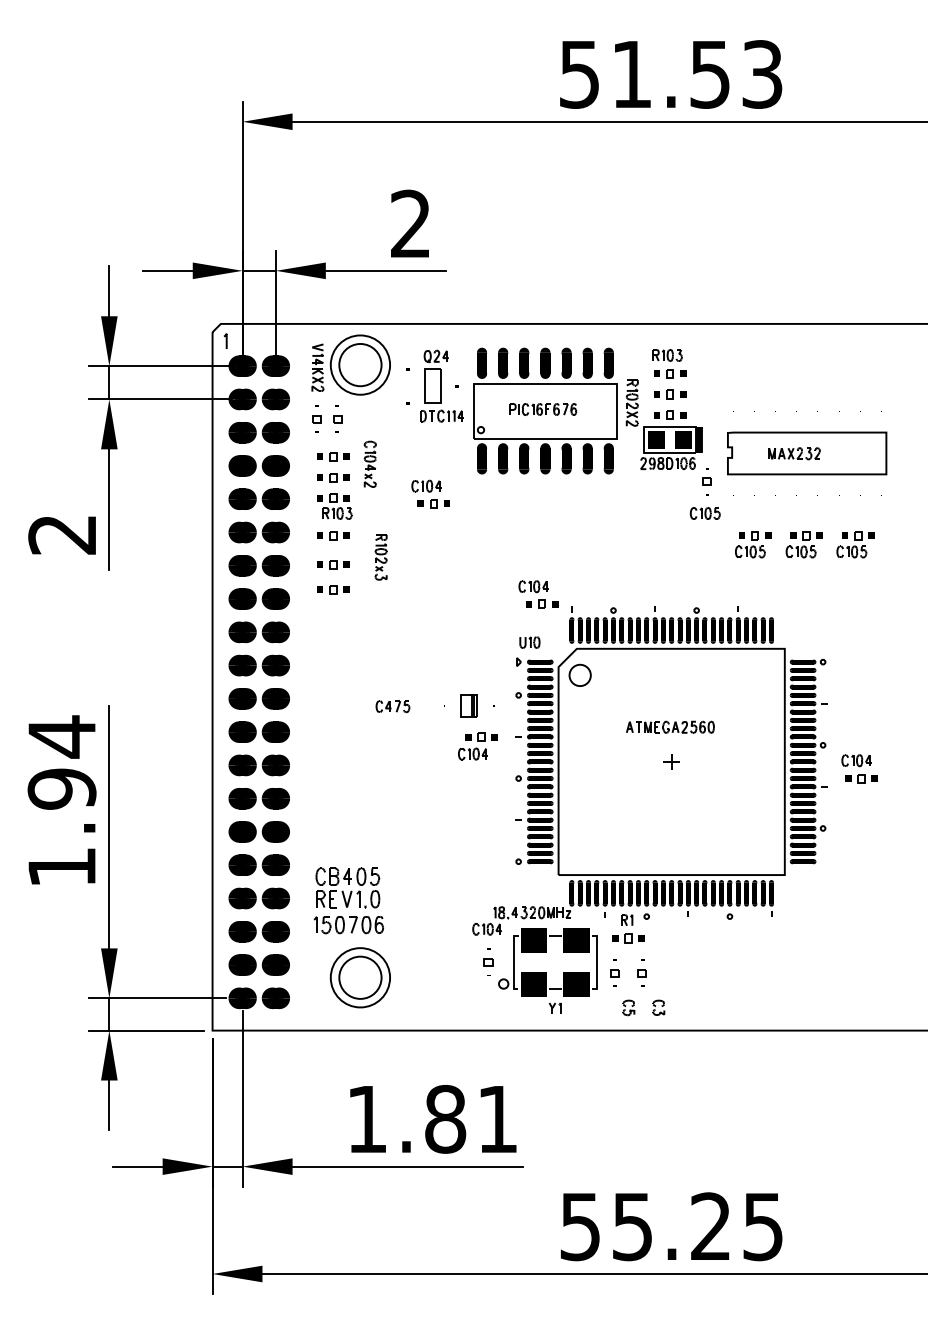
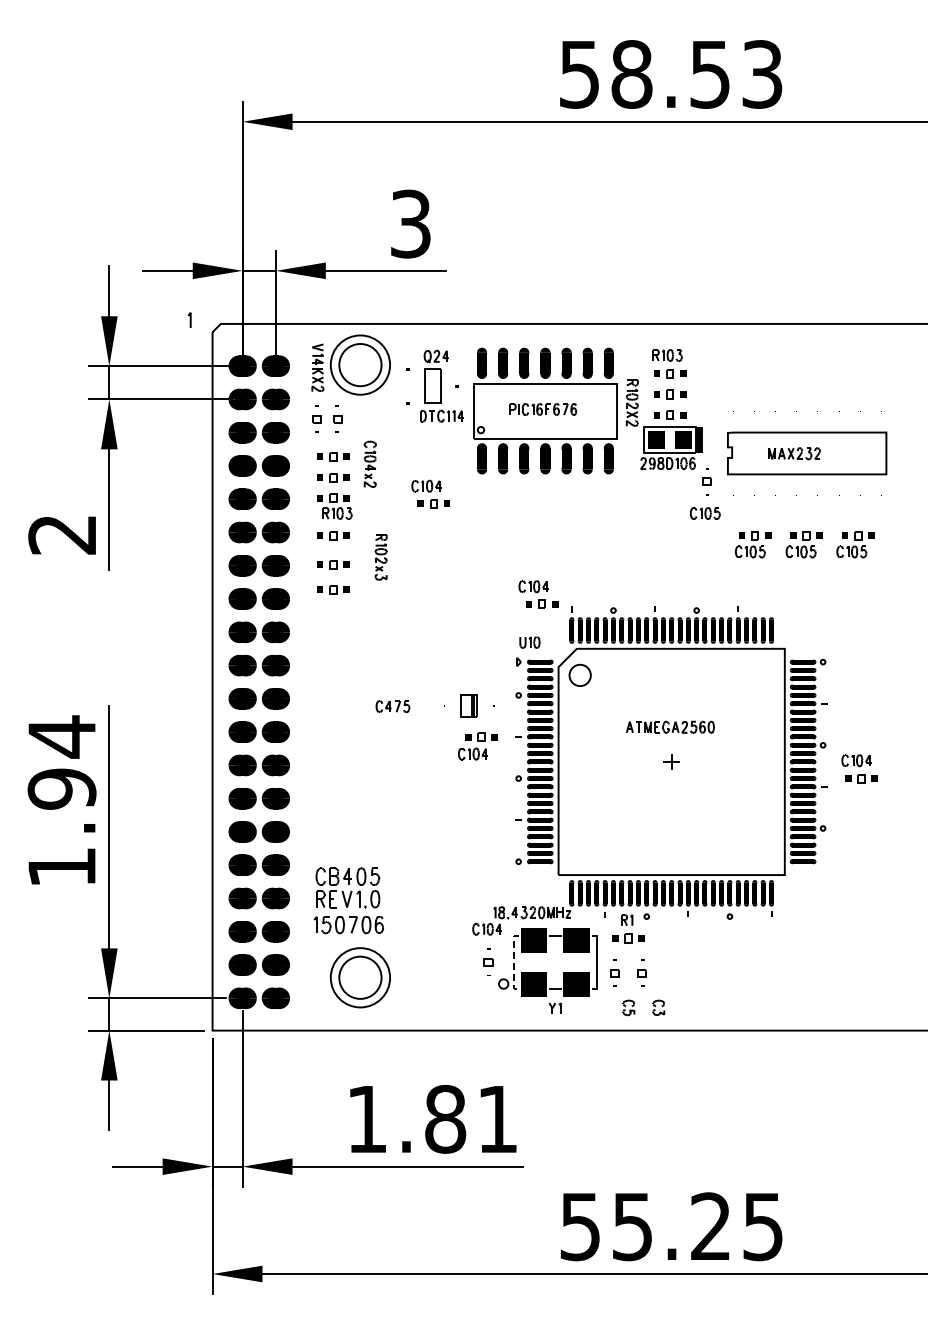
text: 51.53 -> 58.53 (631, 74)
text: 2 -> 3 (410, 223)
line position: (225, 340) -> (189, 319) (189, 319)
line: solid -> dashed (513, 962)
